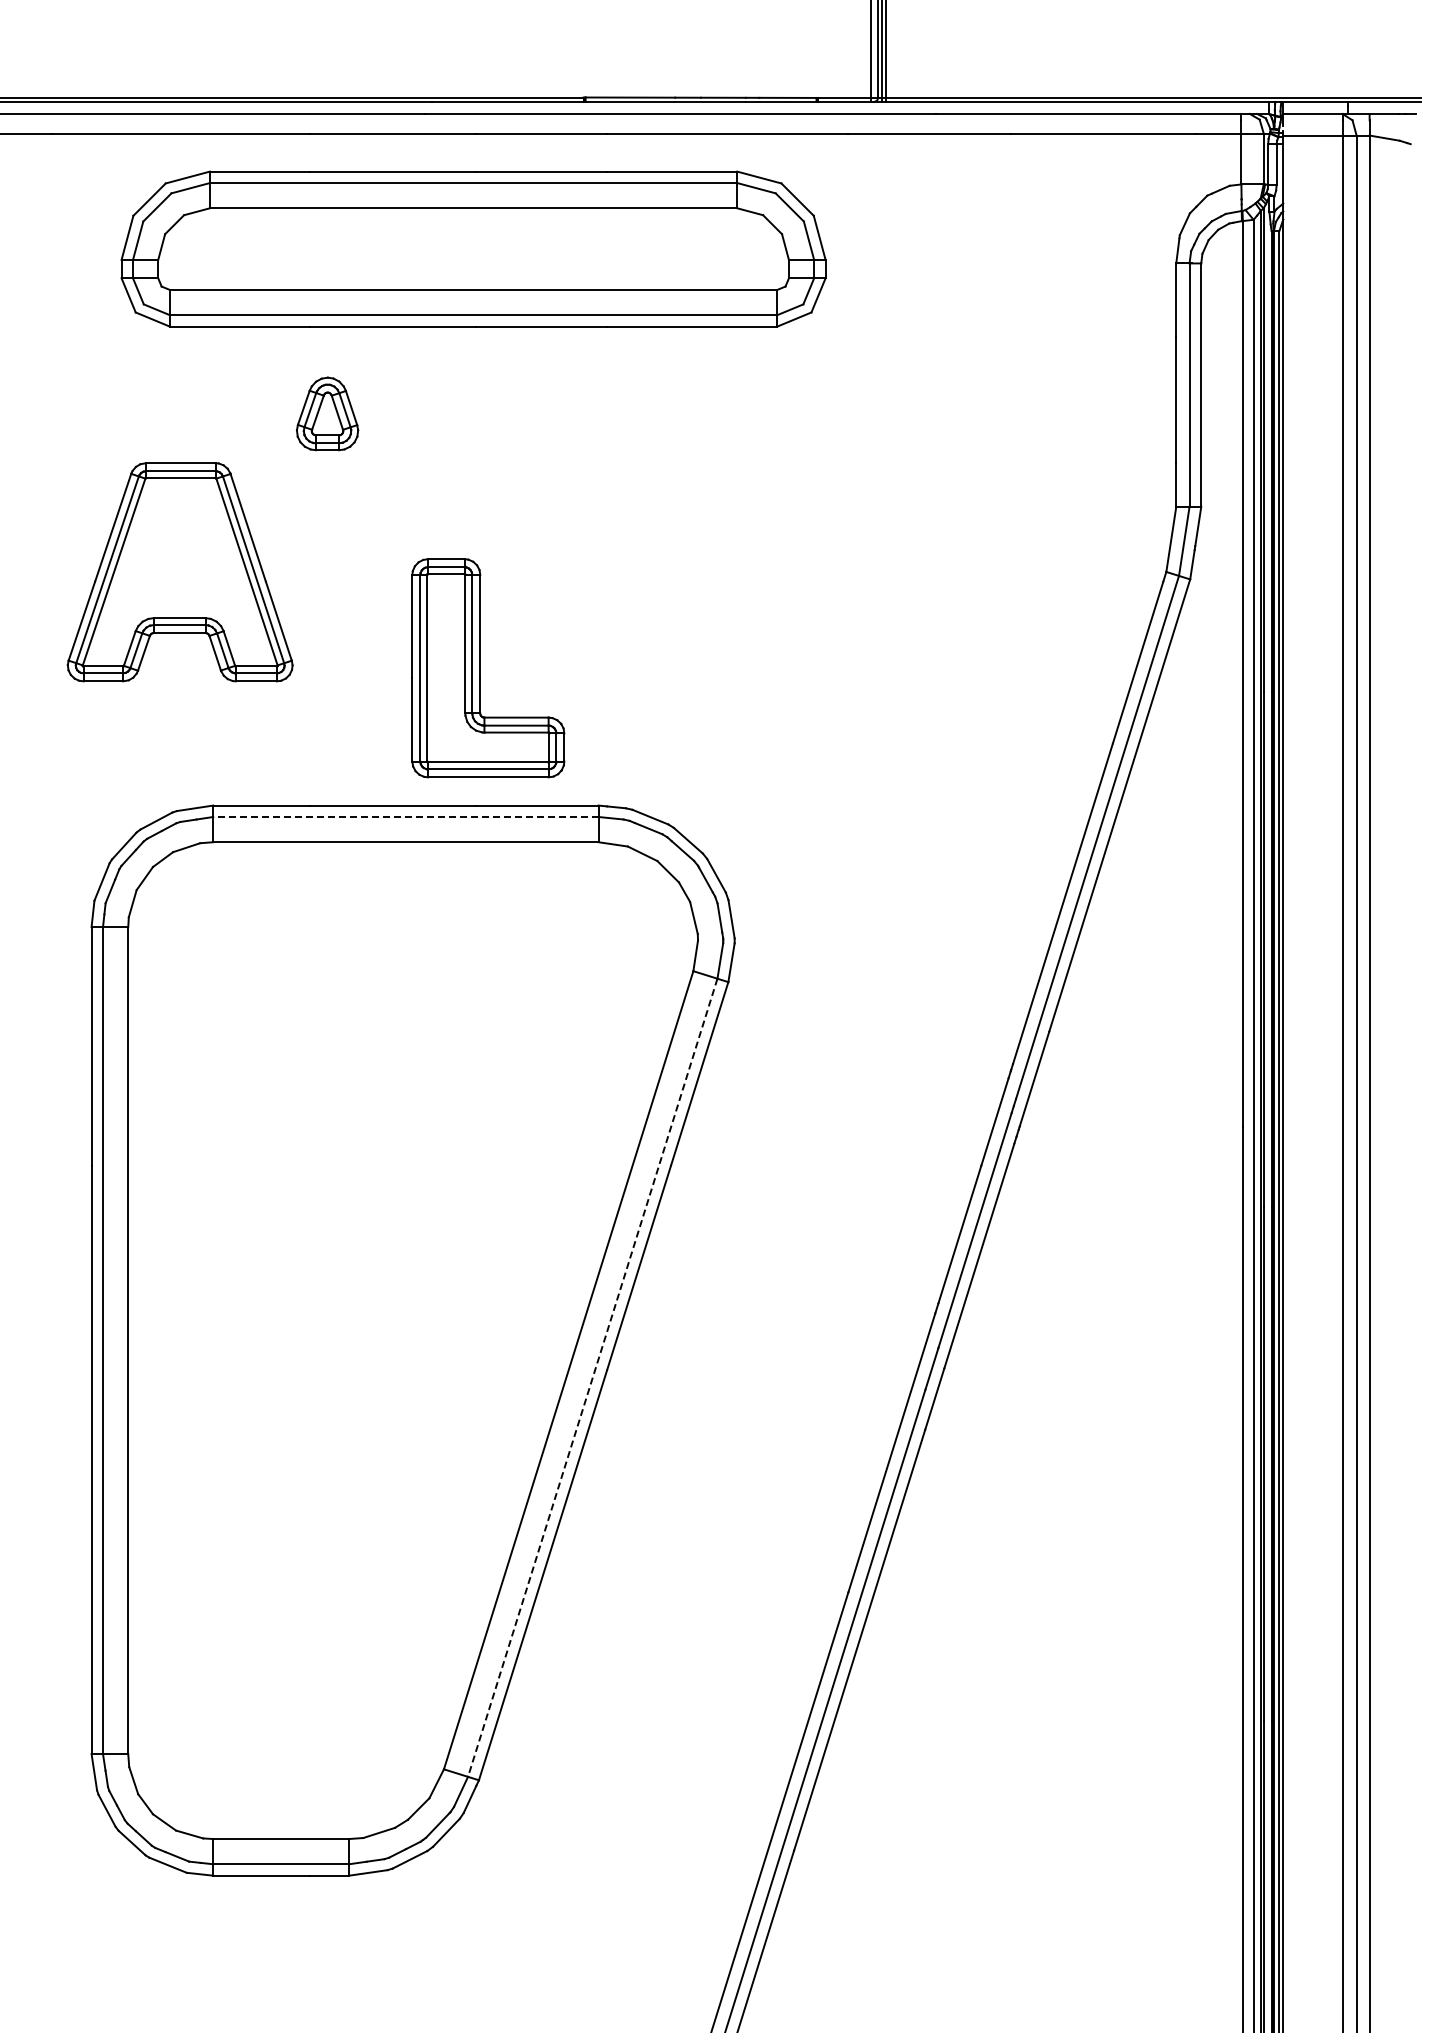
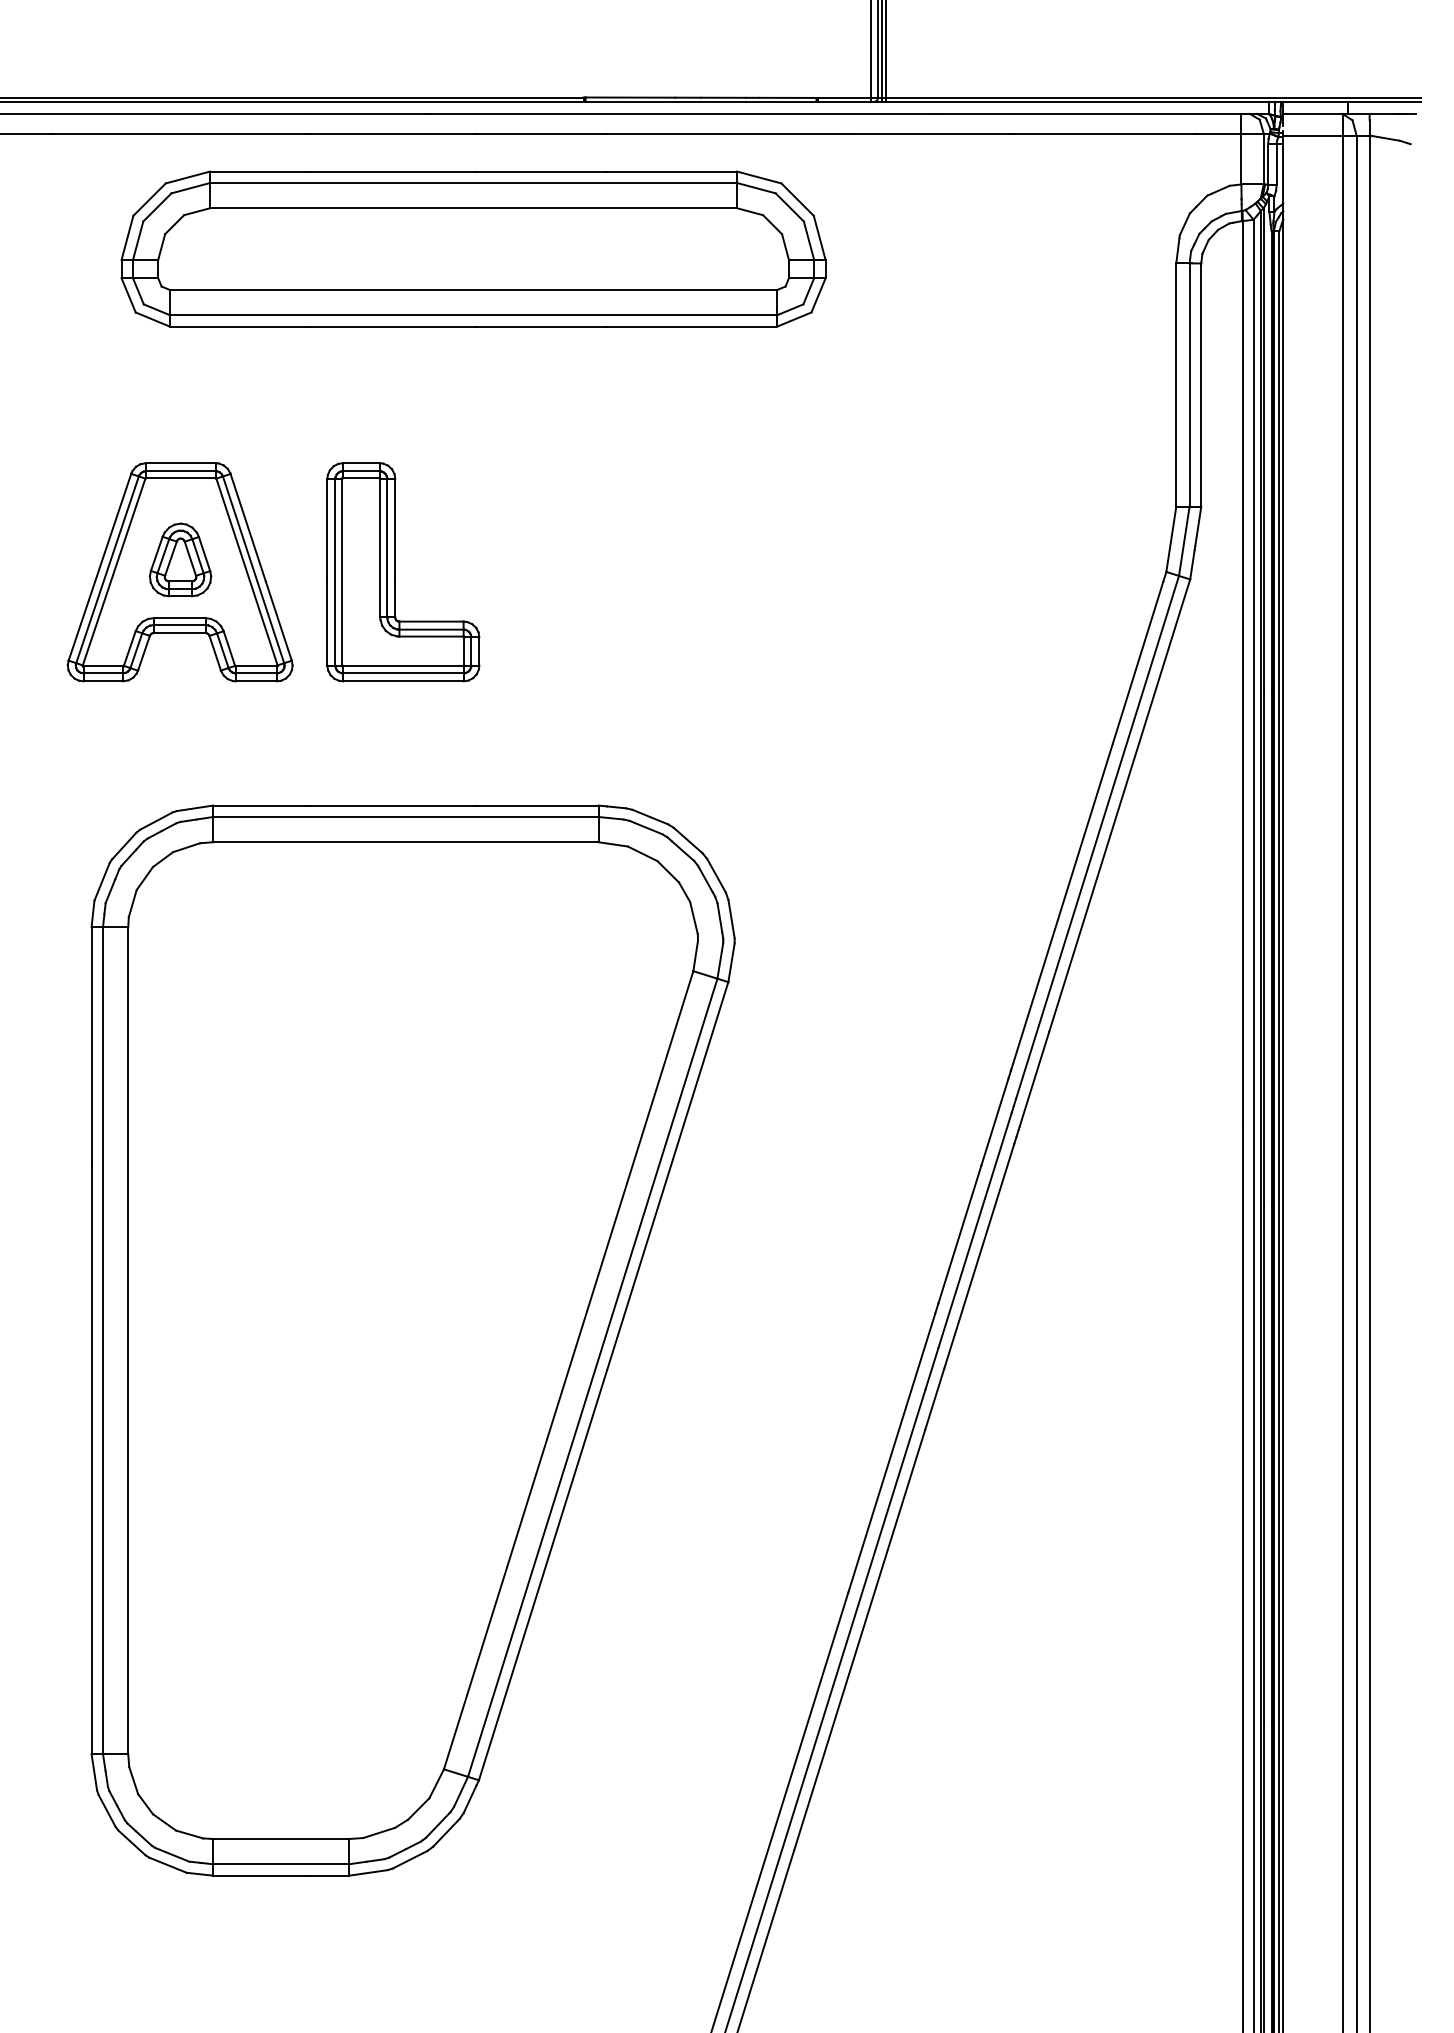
part position: (327, 413) -> (180, 559) (180, 559)
part position: (480, 668) -> (395, 572) (395, 572)
line: dashed -> solid (405, 817)
line: dashed -> solid (592, 1378)
